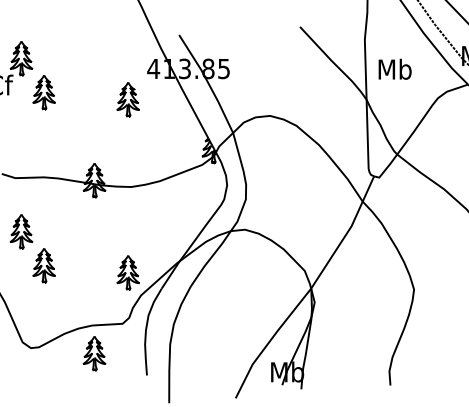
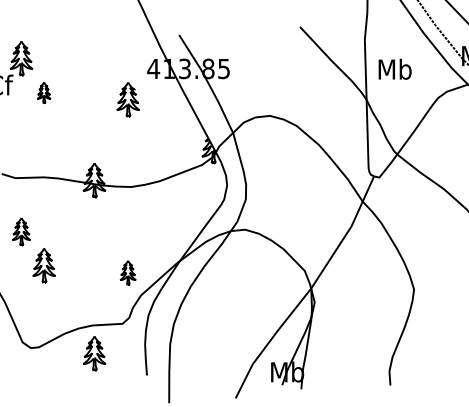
part size: 24x36 px -> 15x22 px (44, 92)
part size: 25x36 px -> 19x30 px (21, 231)
part size: 24x36 px -> 18x26 px (127, 272)
